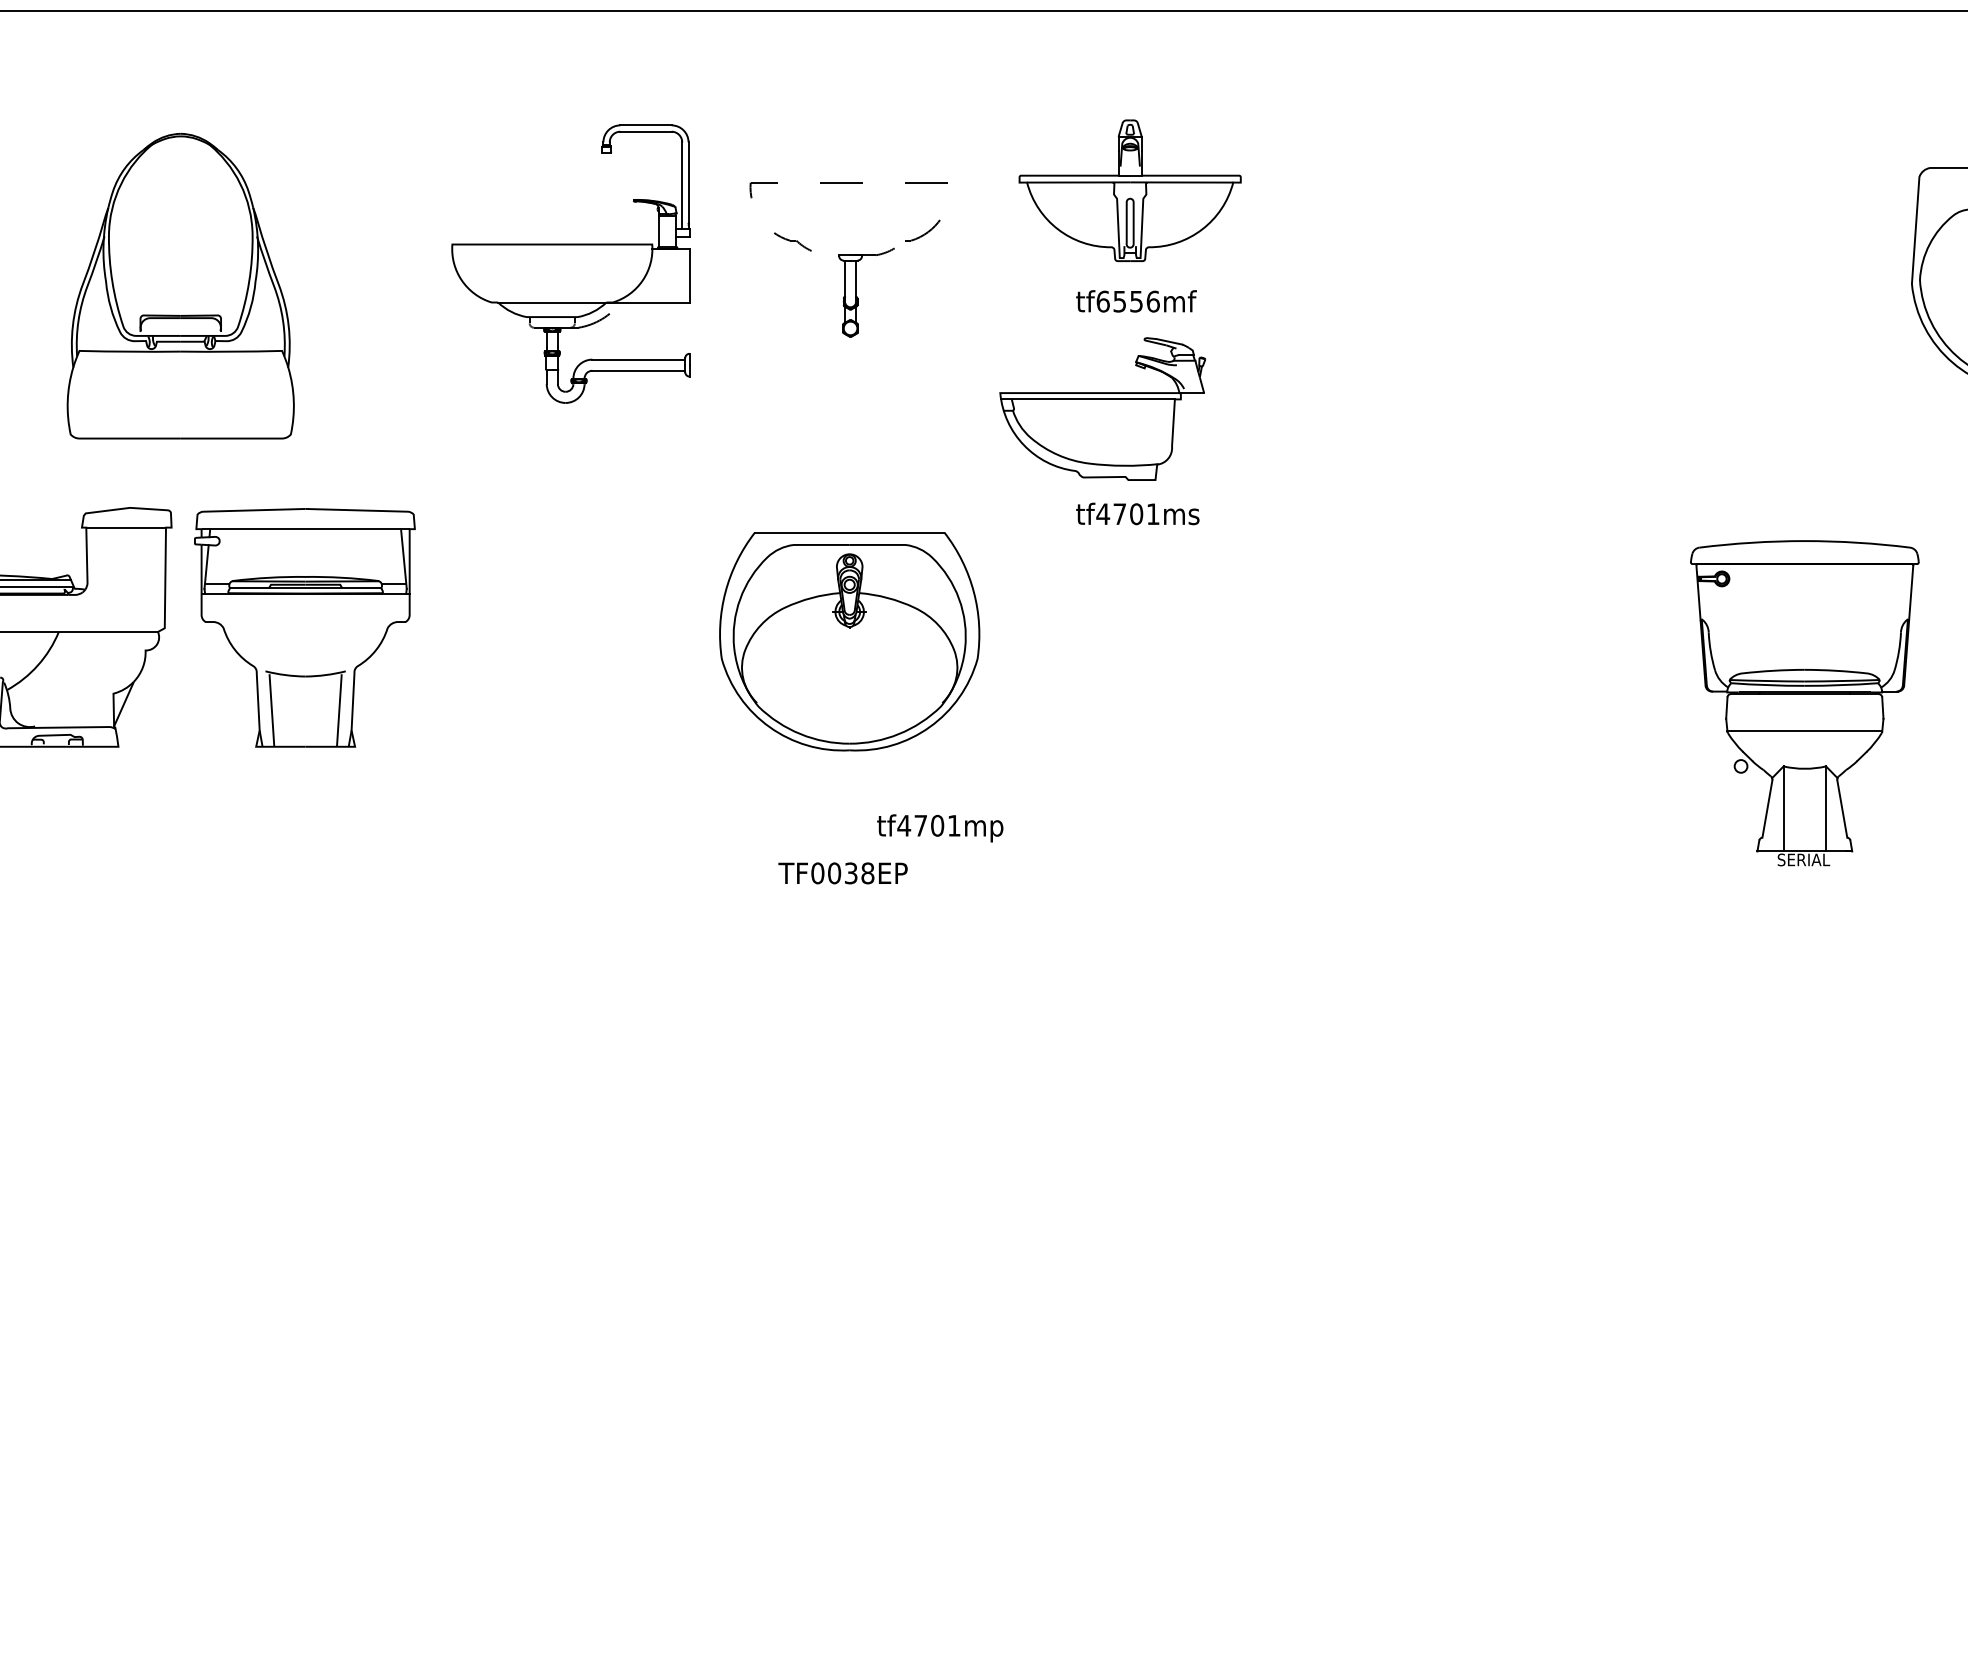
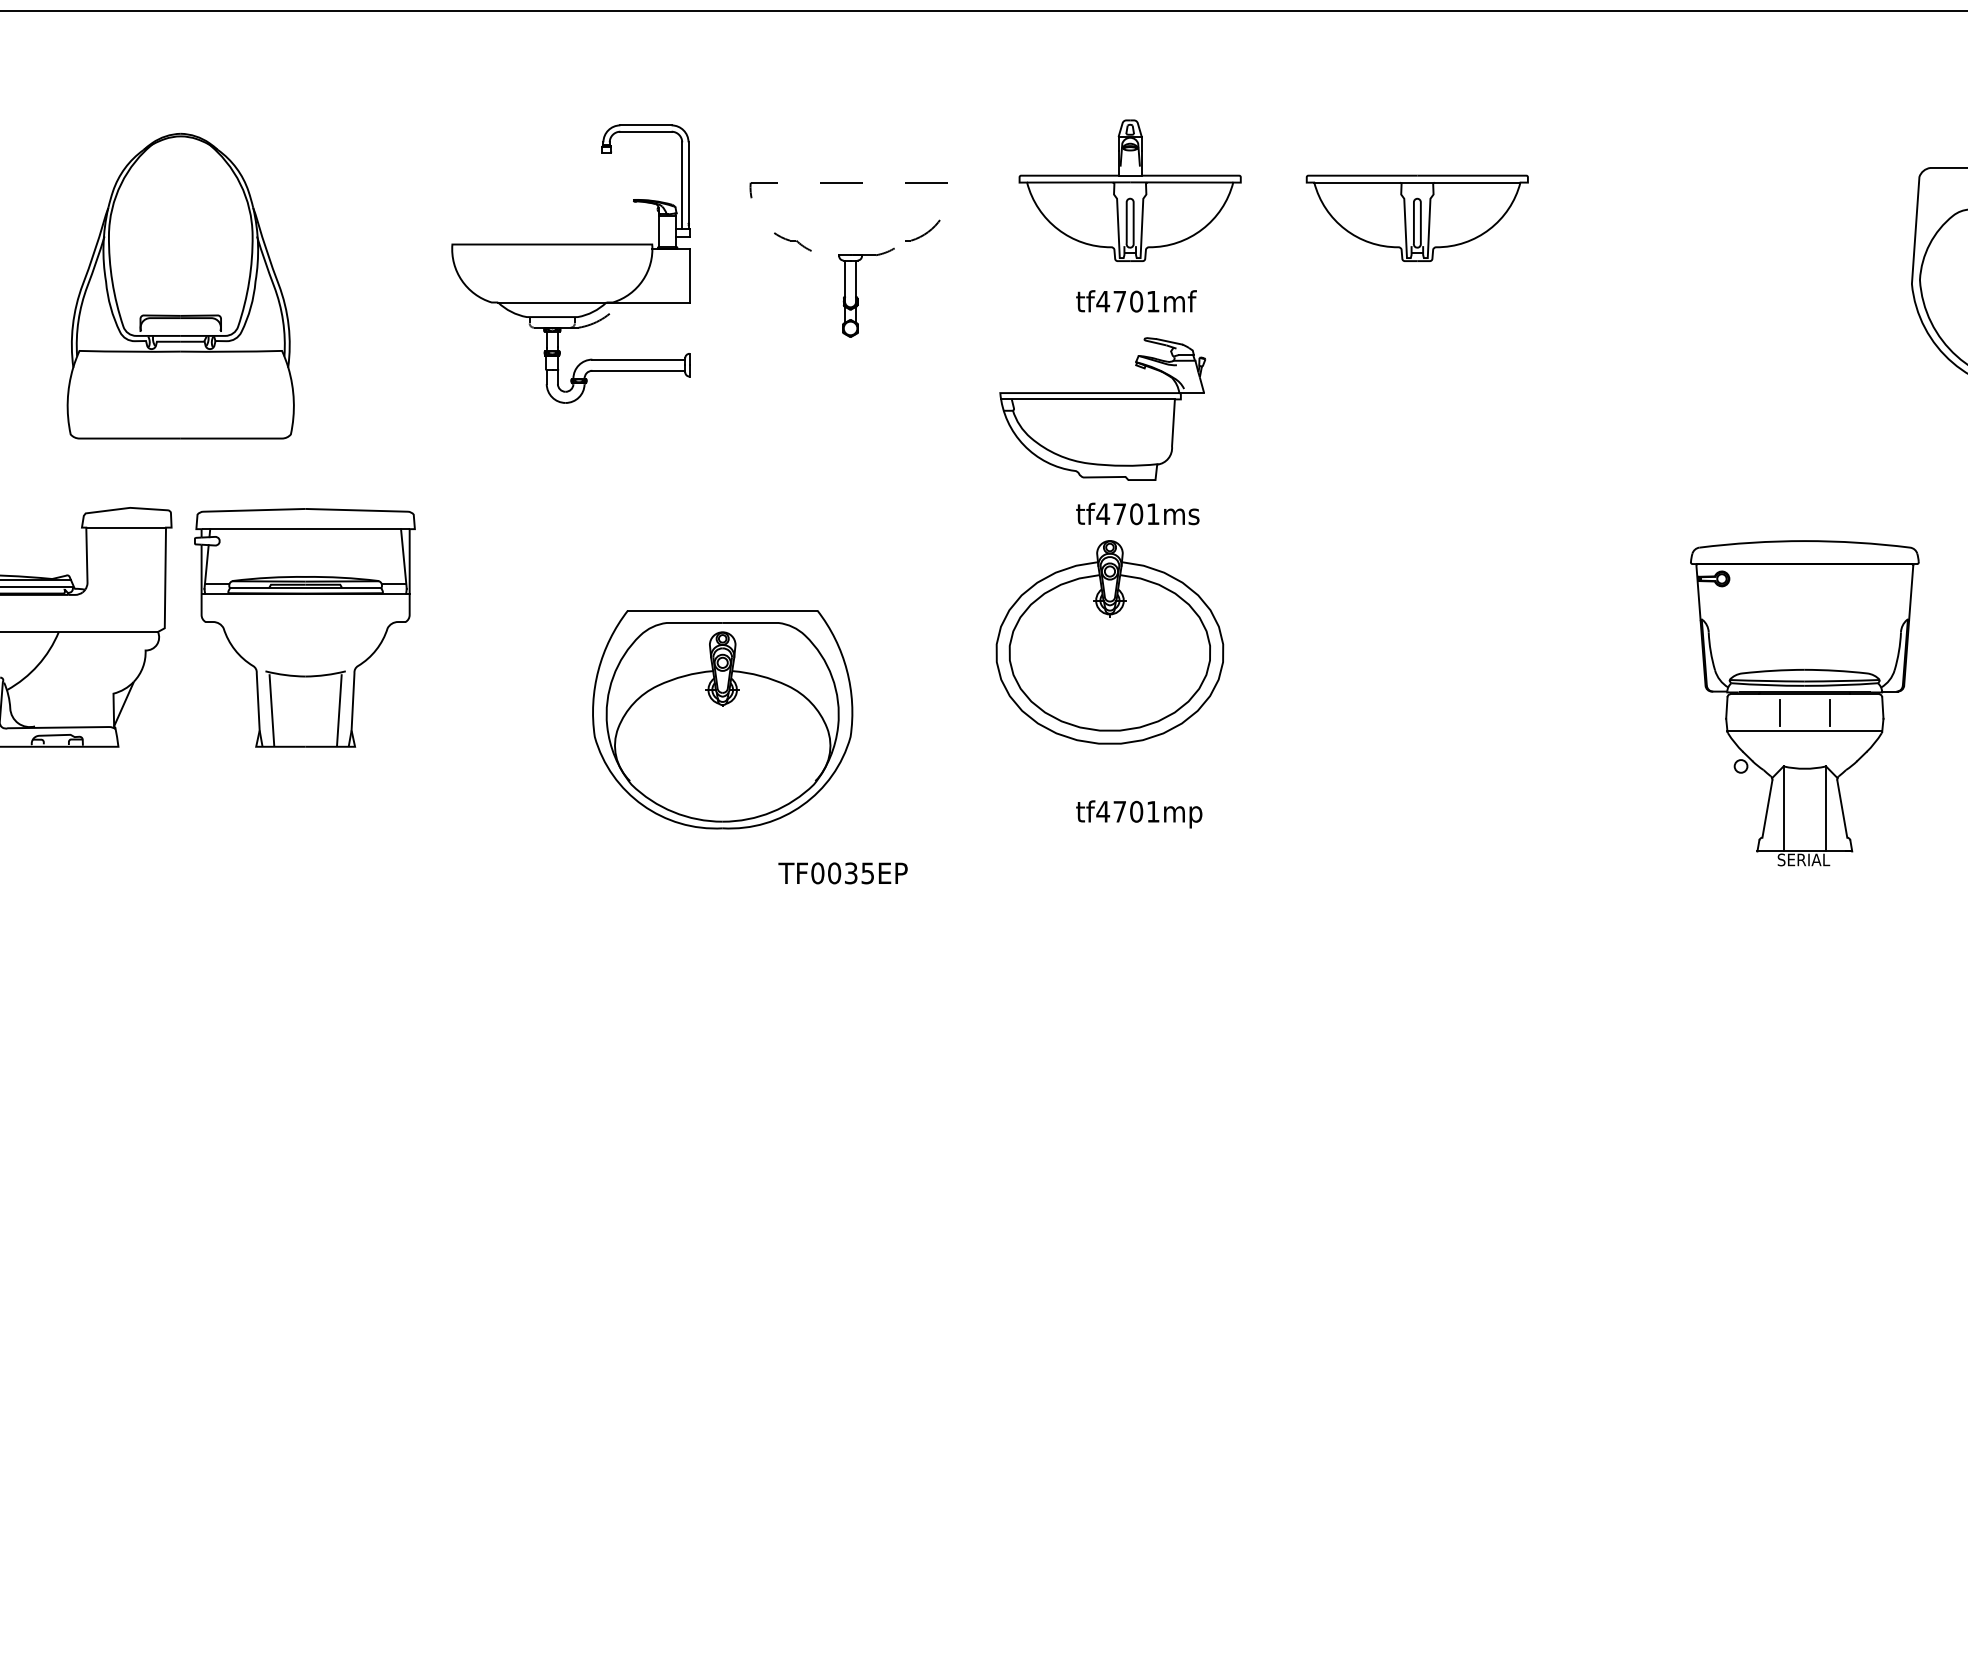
part: none -> present (1416, 217)
text: tf6556mf -> tf4701mf (1127, 301)
part position: (849, 641) -> (722, 719) (722, 719)
part: none -> present (1109, 642)
line: none -> present (1779, 712)
line: none -> present (1830, 712)
text position: (940, 828) -> (1139, 814) (1139, 814)
text: TF0038EP -> TF0035EP (867, 873)
